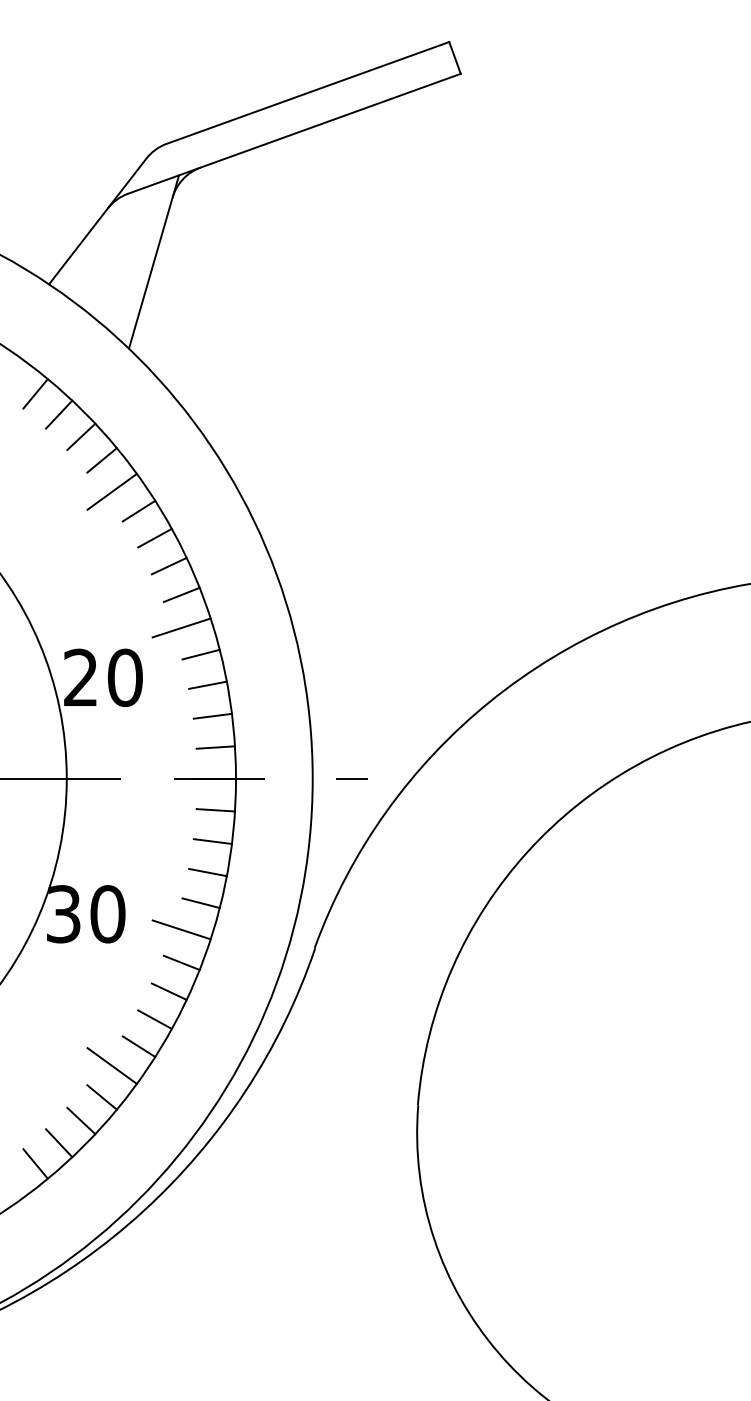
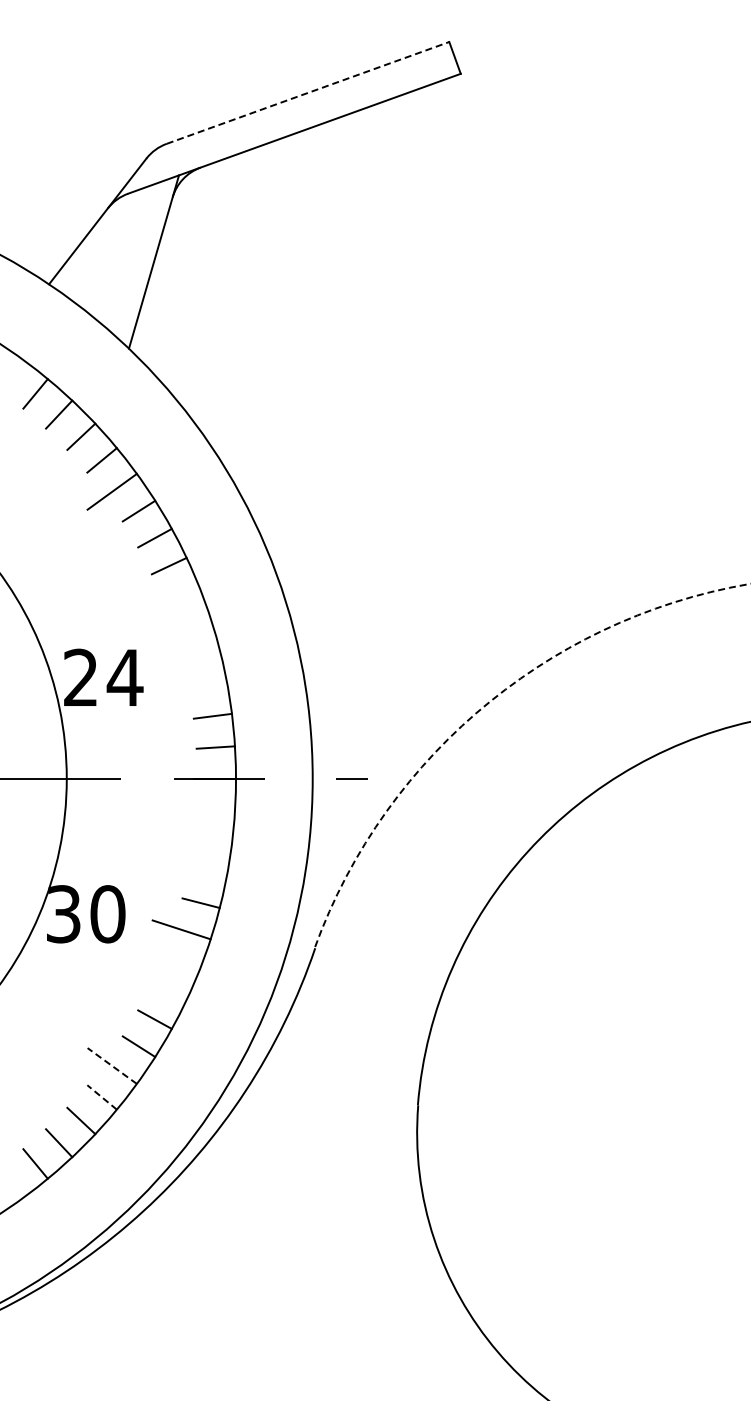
line: solid -> dashed (308, 92)
line: present -> none (181, 594)
line: present -> none (181, 627)
line: present -> none (200, 654)
text: 20 -> 24 (124, 677)
line: present -> none (207, 684)
arc: solid -> dashed (483, 707)
line: present -> none (215, 810)
line: present -> none (212, 841)
line: present -> none (207, 872)
line: present -> none (181, 962)
line: present -> none (168, 991)
line: solid -> dashed (111, 1065)
line: solid -> dashed (101, 1097)
